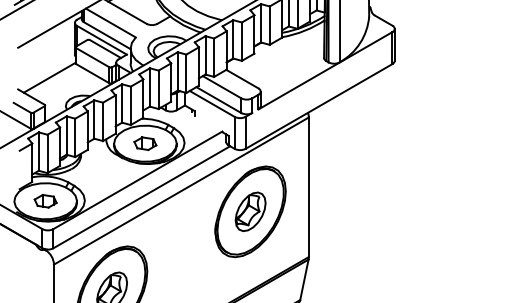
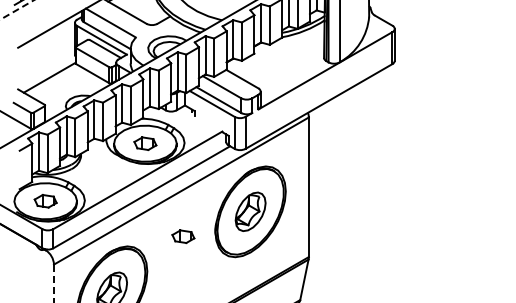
line: solid -> dashed (16, 10)
part: none -> present (183, 236)
line: solid -> dashed (54, 283)
